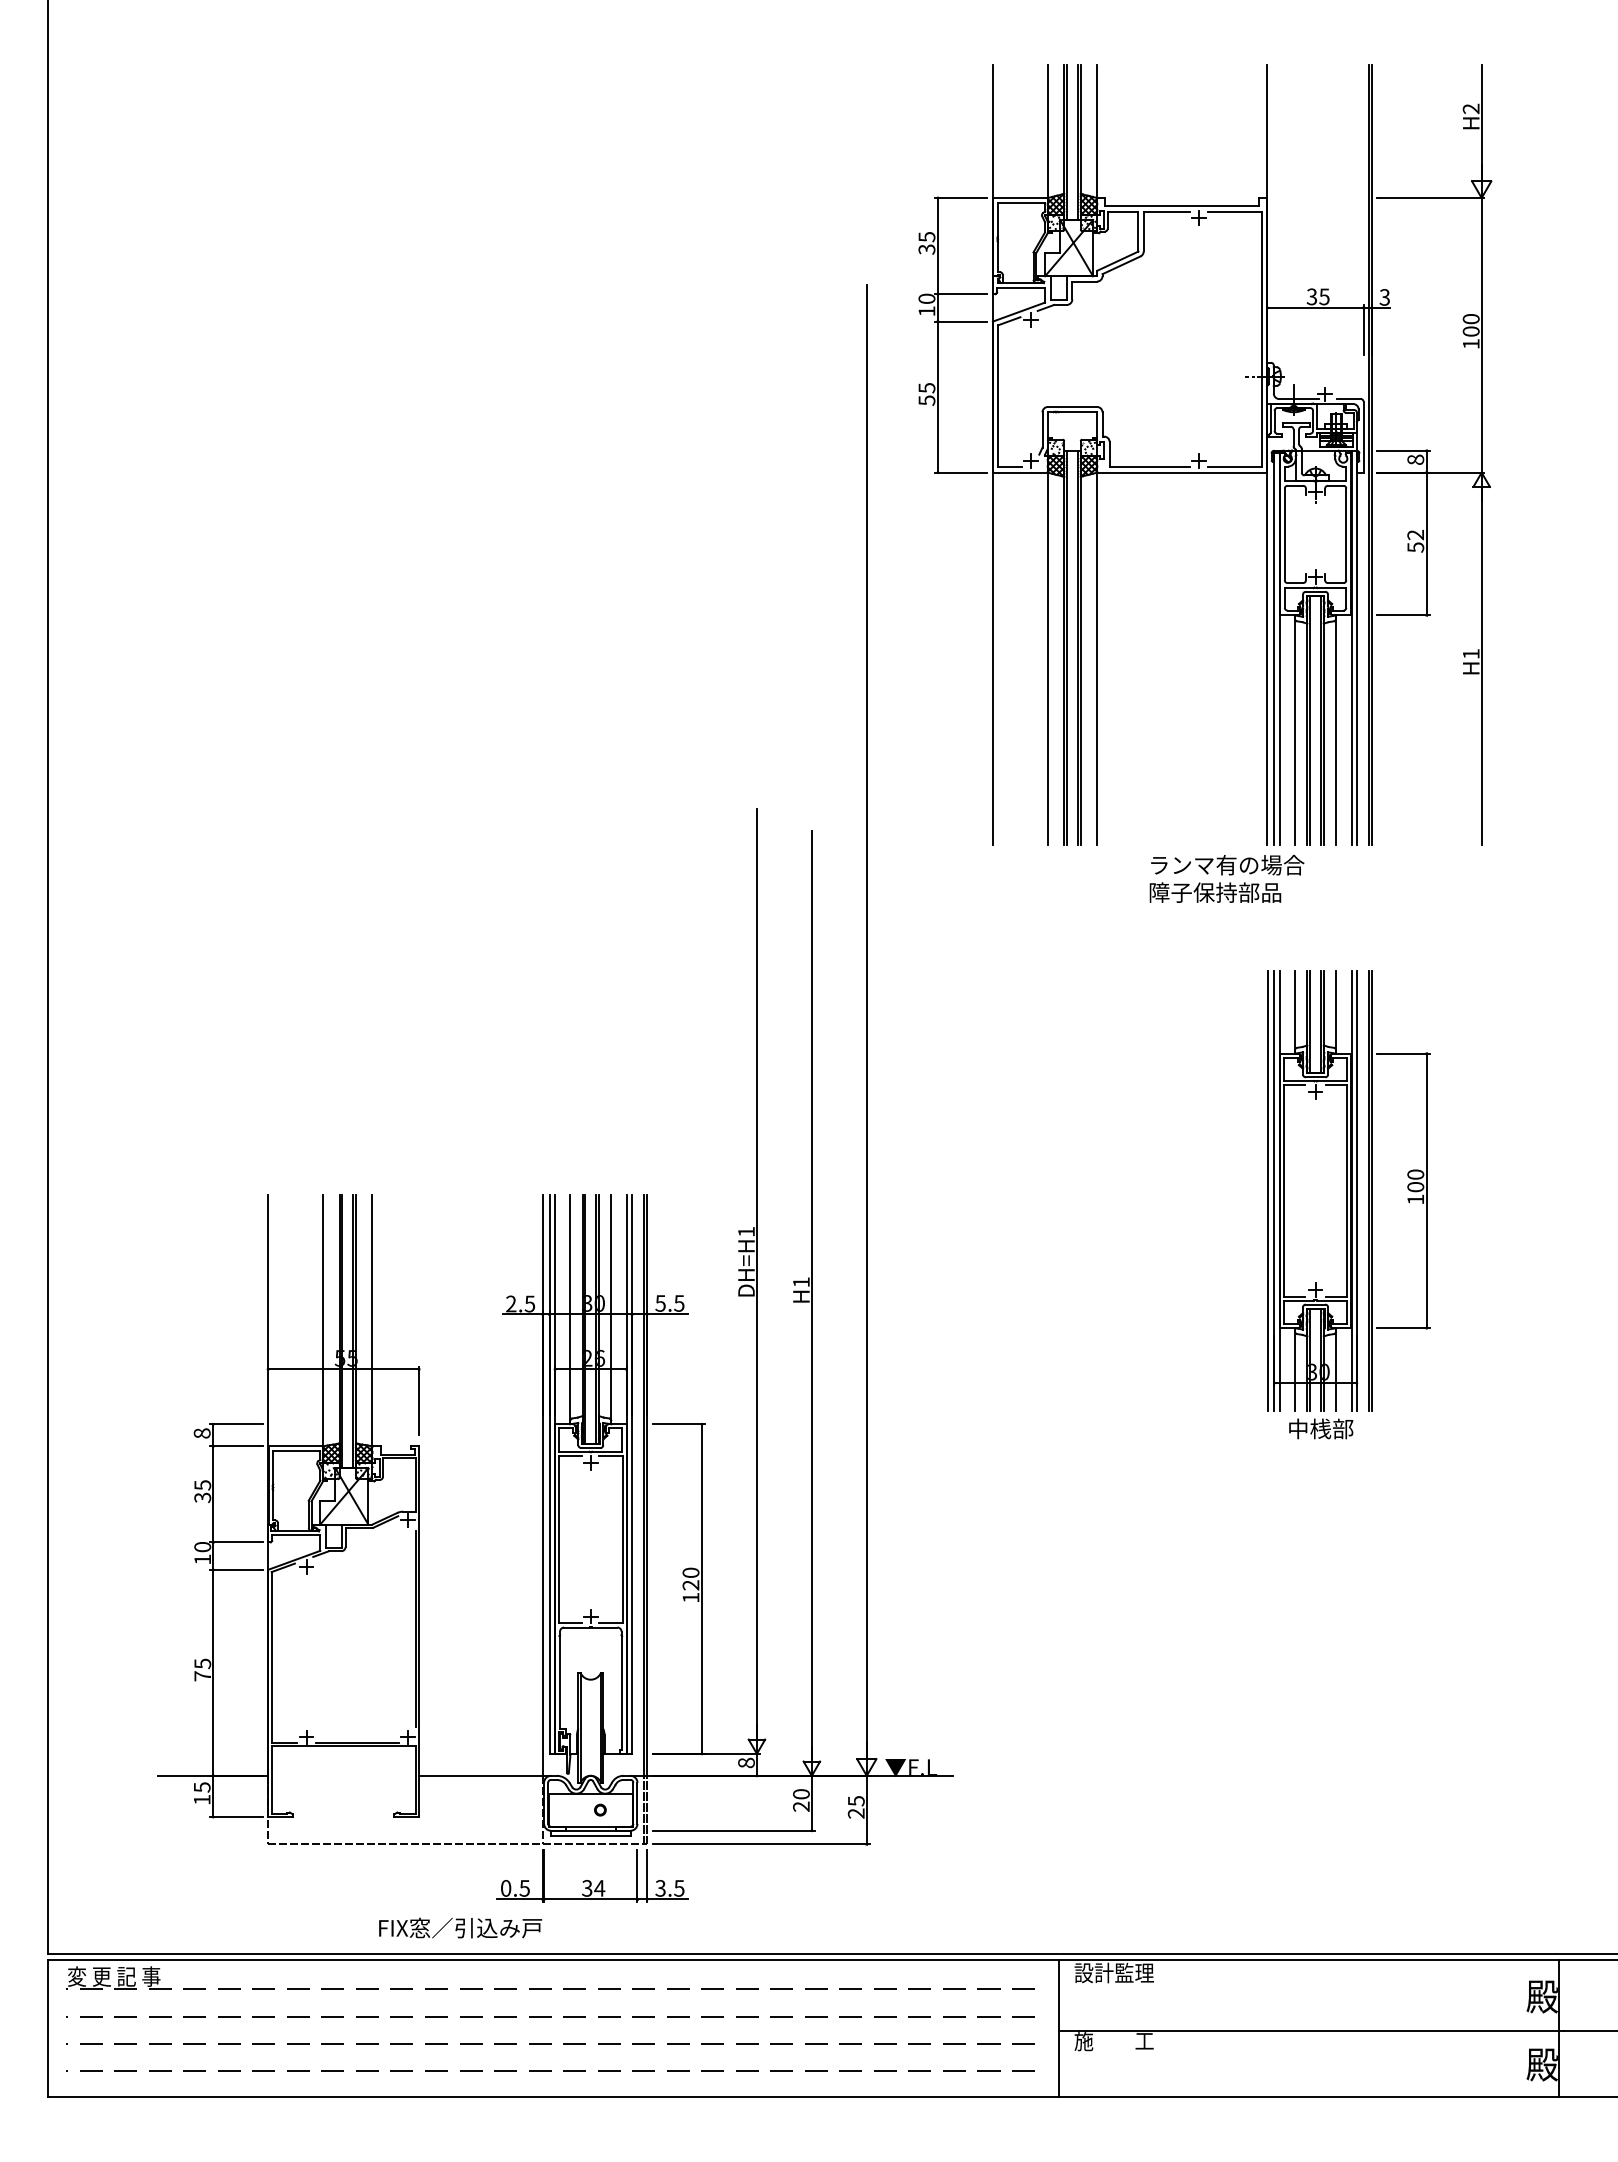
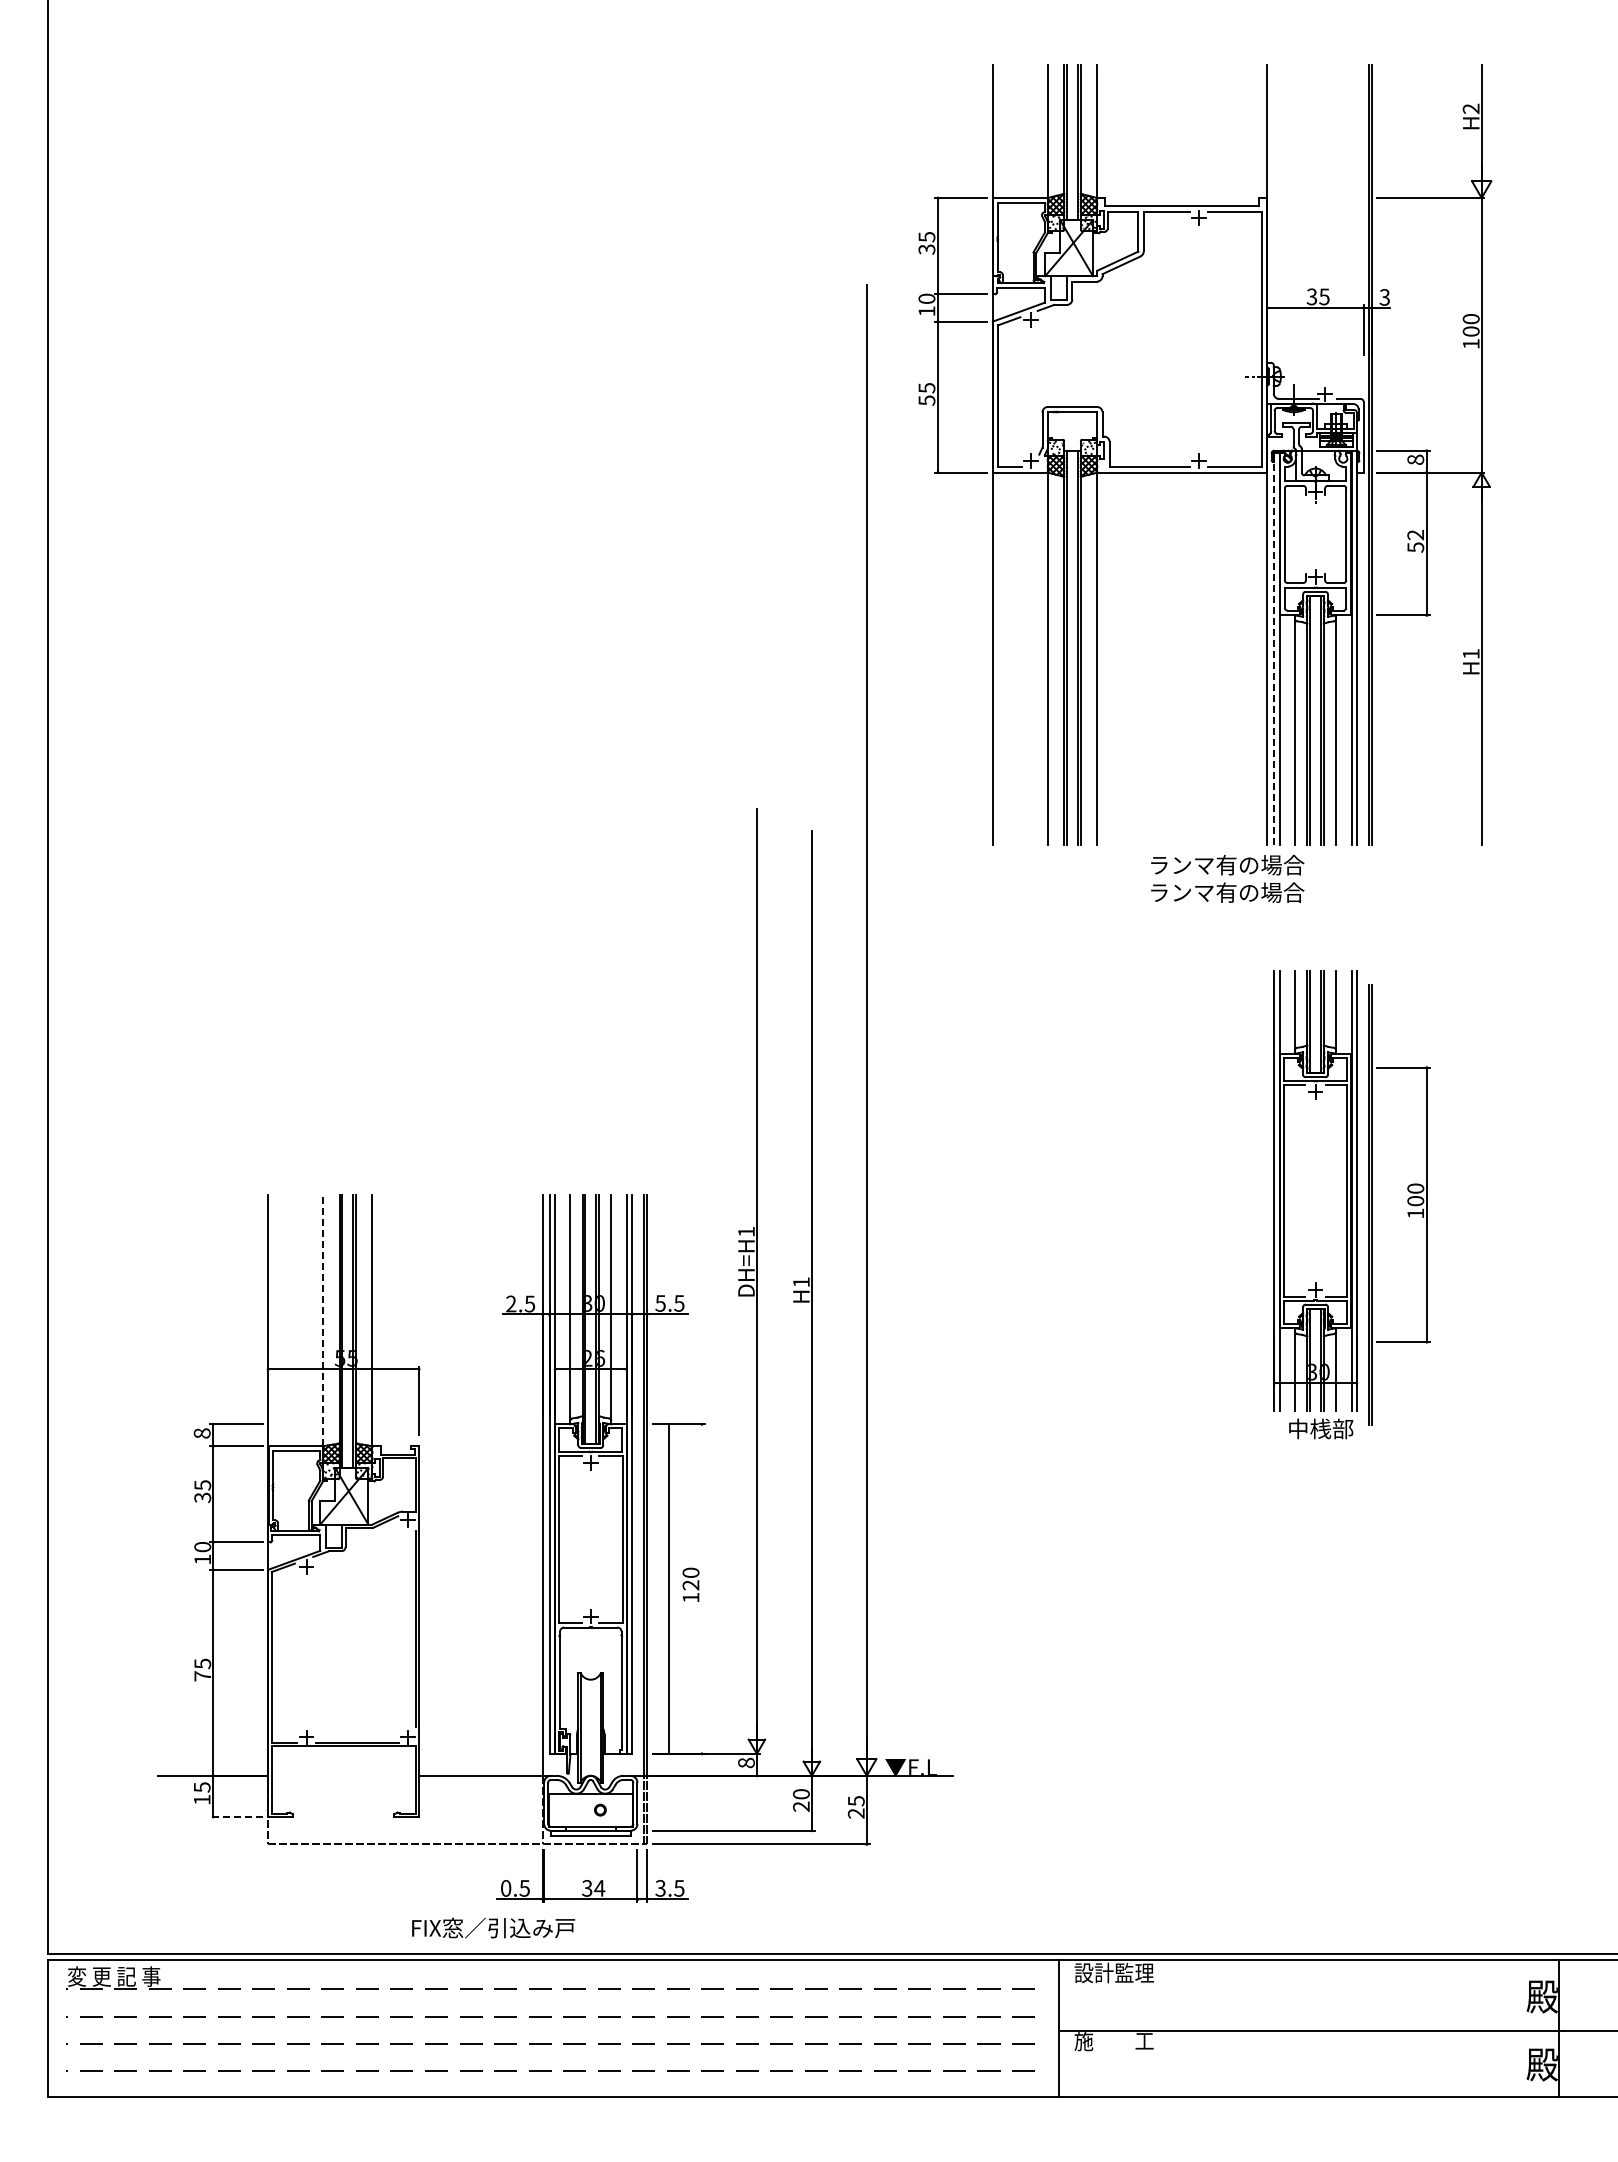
line: solid -> dashed (1274, 648)
text: 障子保持部品 -> ランマ有の場合 (1226, 892)
part position: (1407, 1188) -> (1407, 1202) (1407, 1202)
line: present -> none (1267, 1190)
line: solid -> dashed (323, 1320)
line position: (702, 1588) -> (669, 1588) (669, 1588)
line: solid -> dashed (236, 1817)
text position: (460, 1927) -> (493, 1927) (493, 1927)
